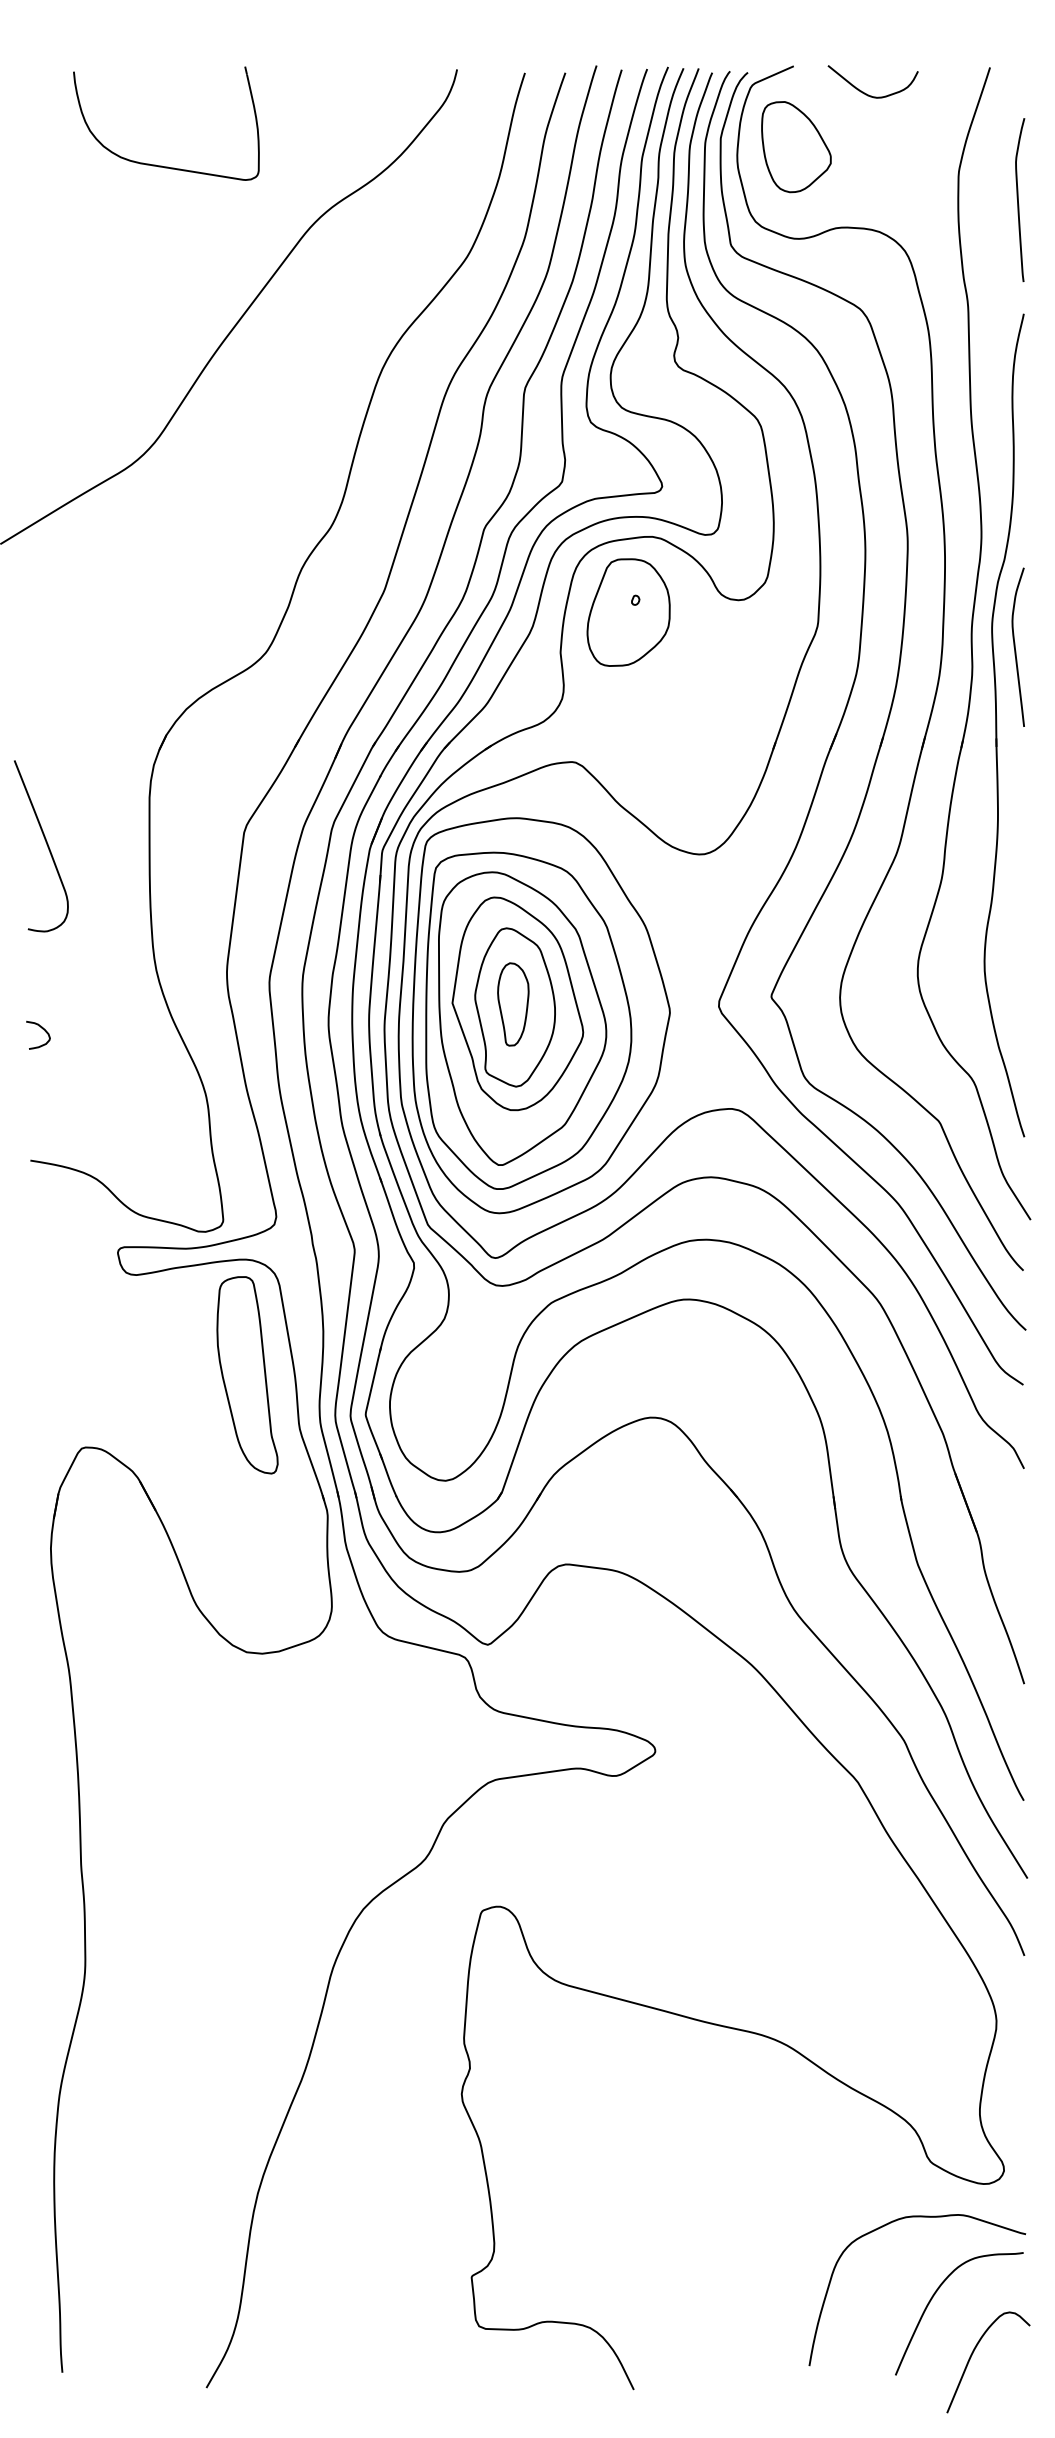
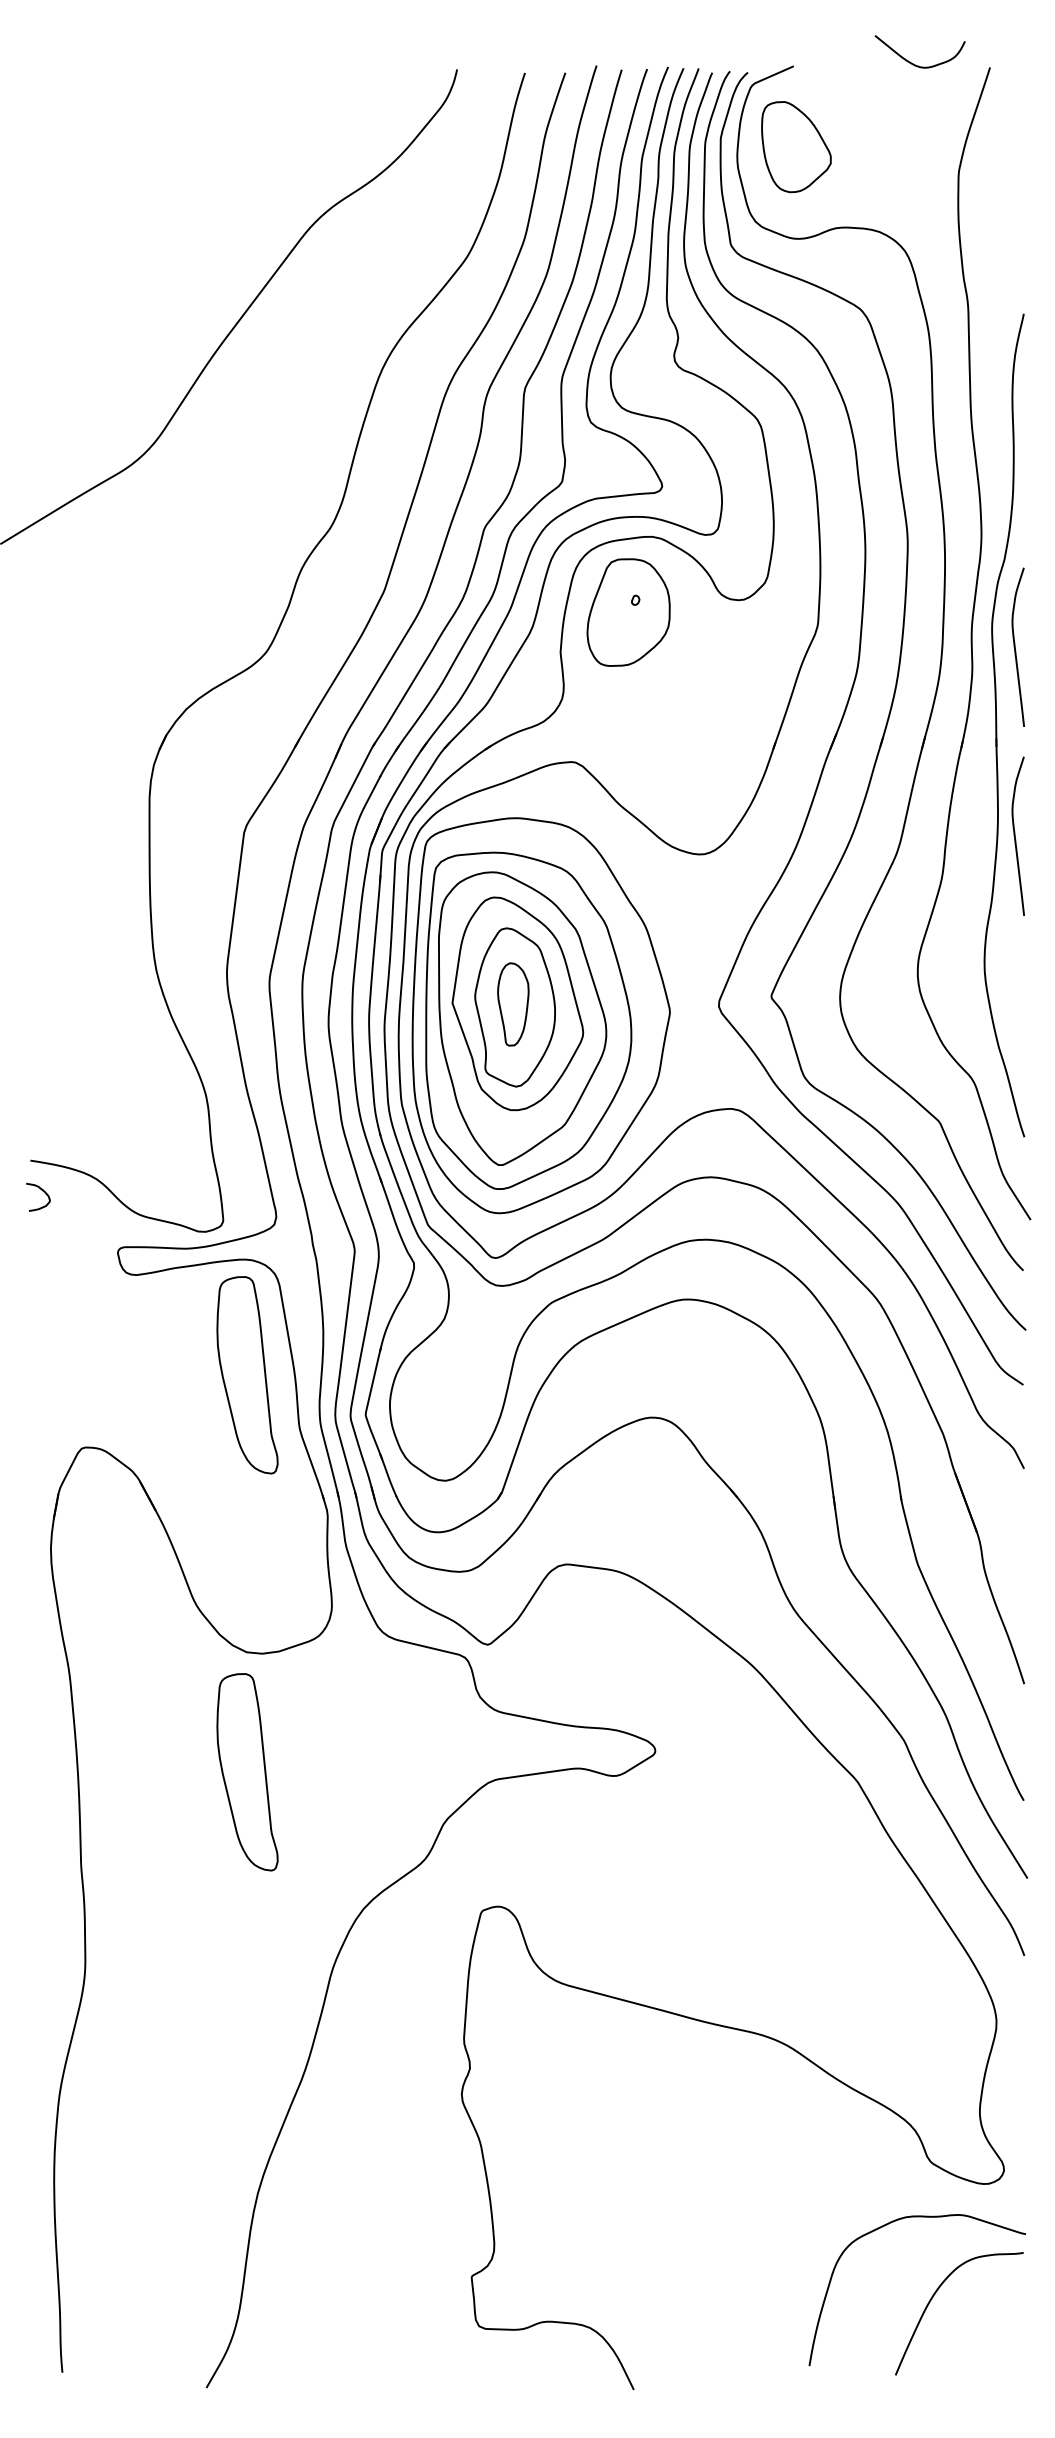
curve position: (866, 93) -> (913, 63) (913, 63)
part: present -> none (162, 165)
curve: present -> none (1018, 200)
curve: none -> present (1015, 835)
curve: present -> none (46, 844)
curve position: (42, 1029) -> (42, 1191) (42, 1191)
part: none -> present (247, 1772)
curve: present -> none (972, 2355)
